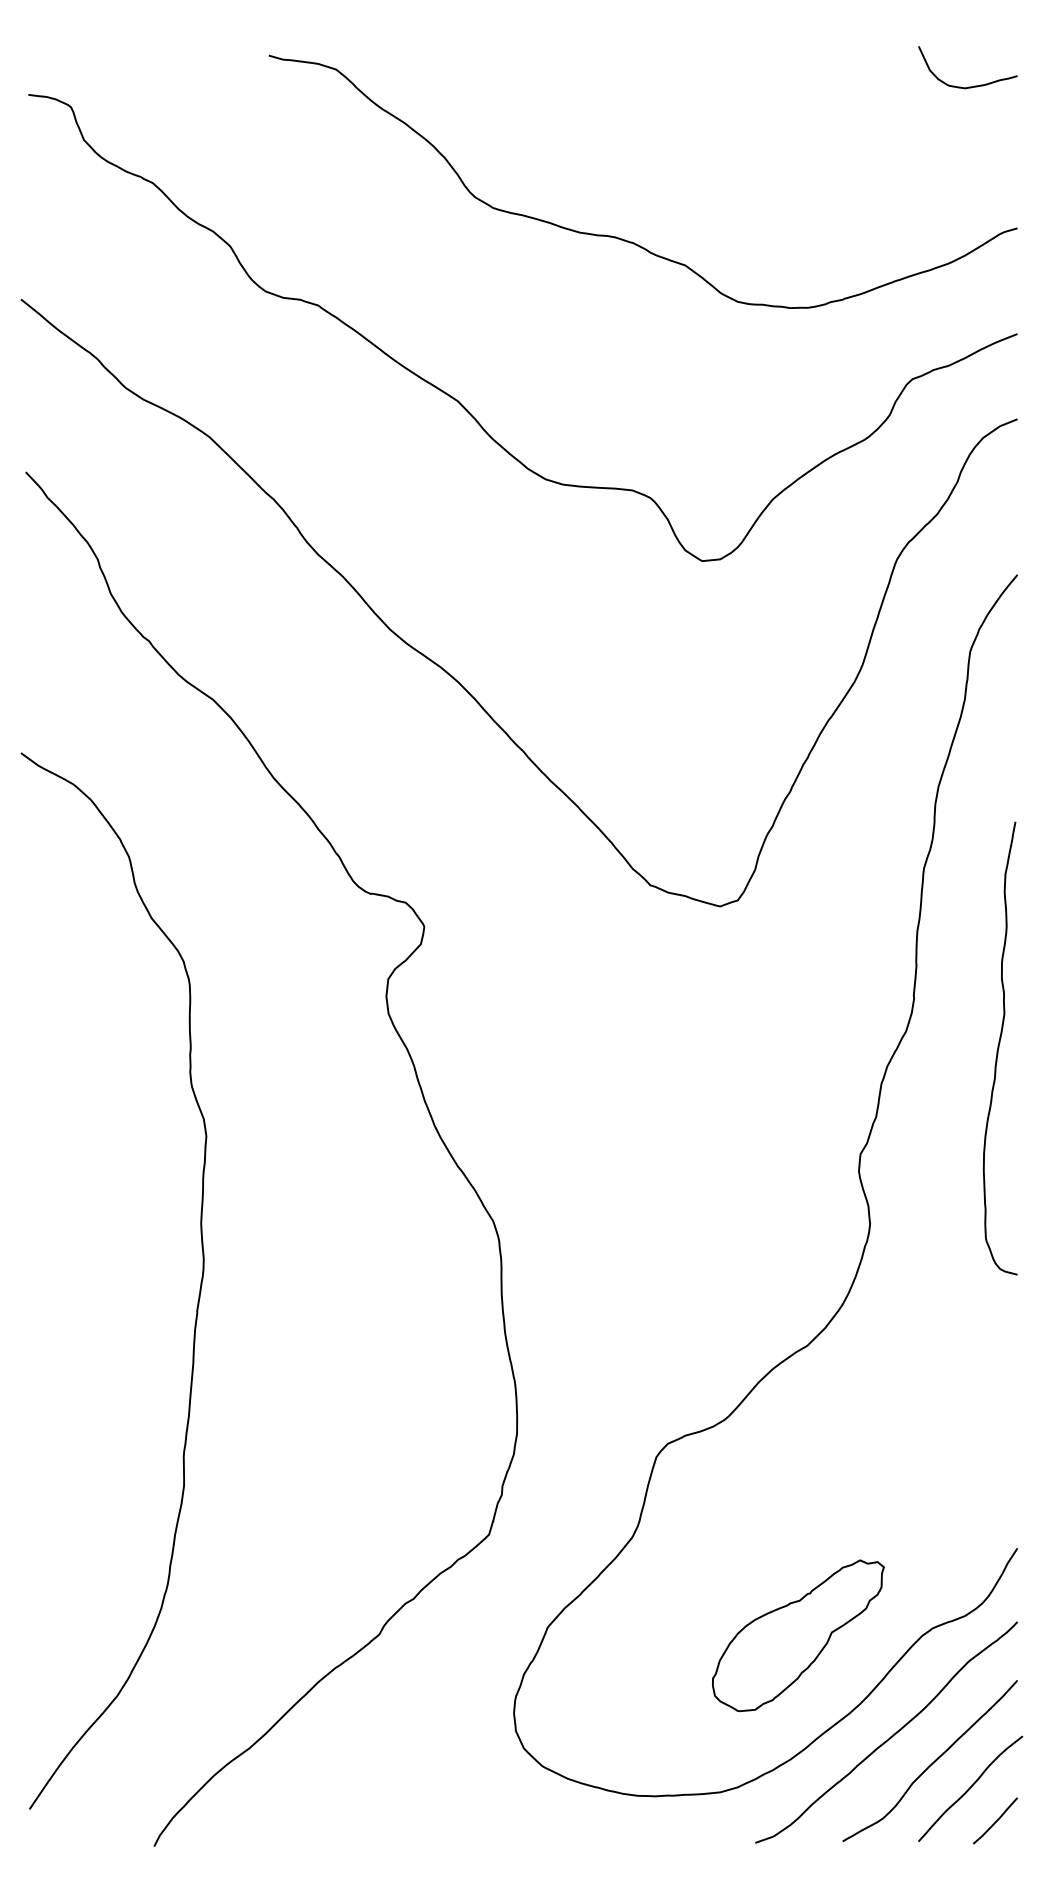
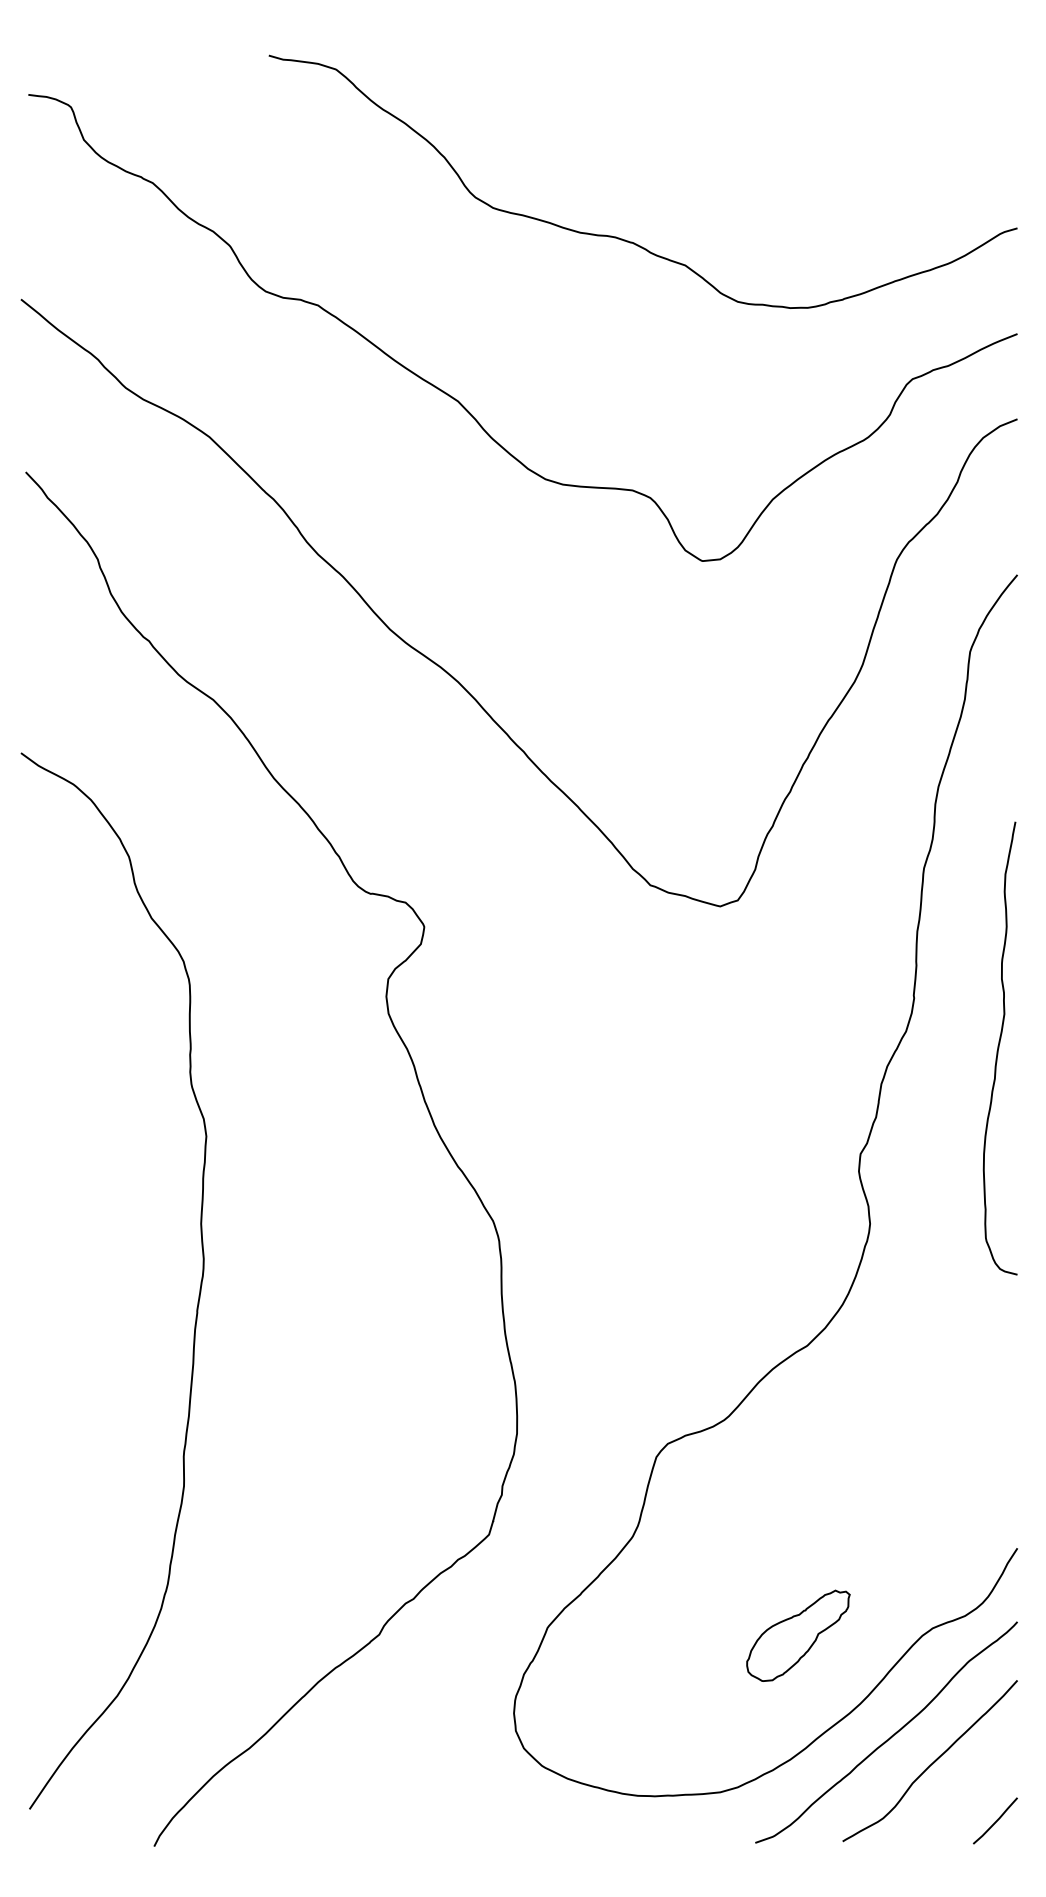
curve: present -> none (968, 86)
part size: 173x154 px -> 105x93 px (798, 1635)
curve: present -> none (970, 1788)
